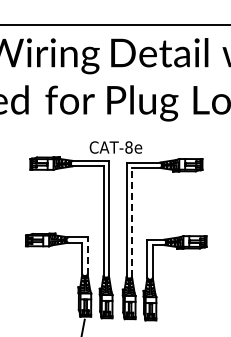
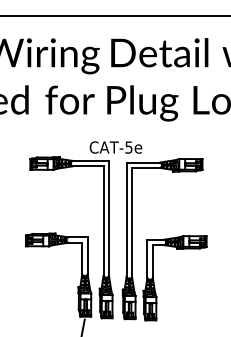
line position: (114, 25) -> (114, 16) (114, 16)
text: CAT-8e -> CAT-5e (128, 147)
line: dashed -> solid (132, 222)
line: dashed -> solid (87, 255)
